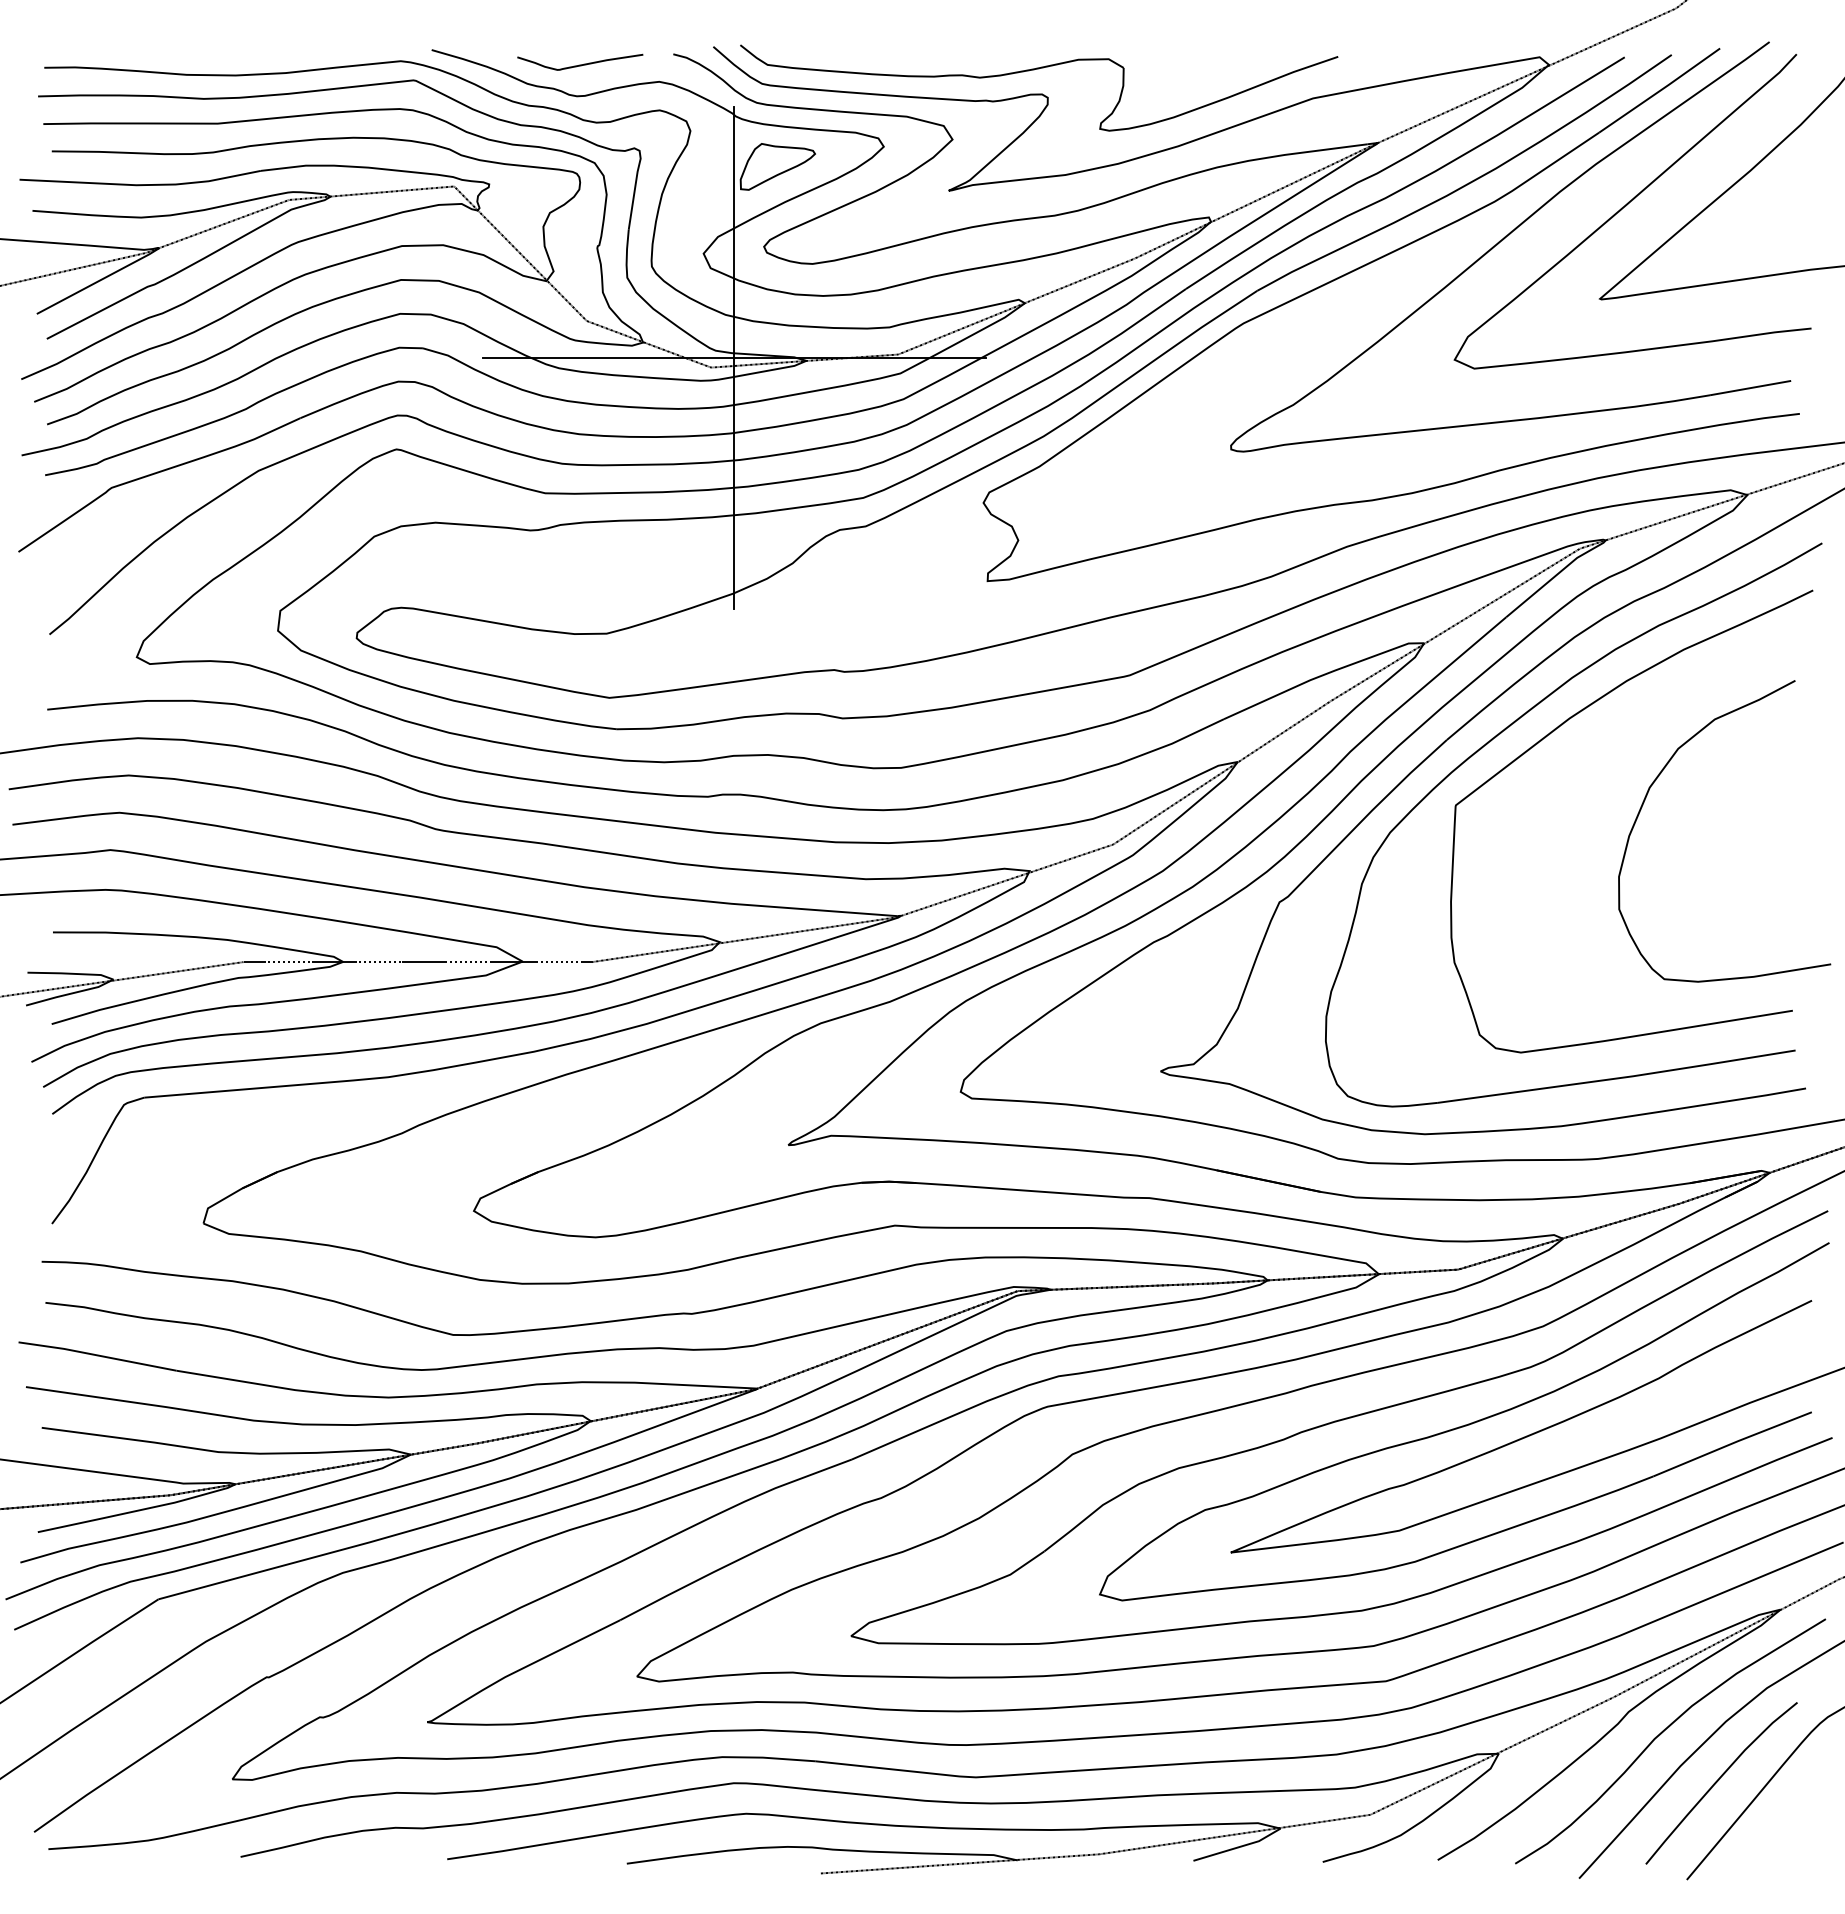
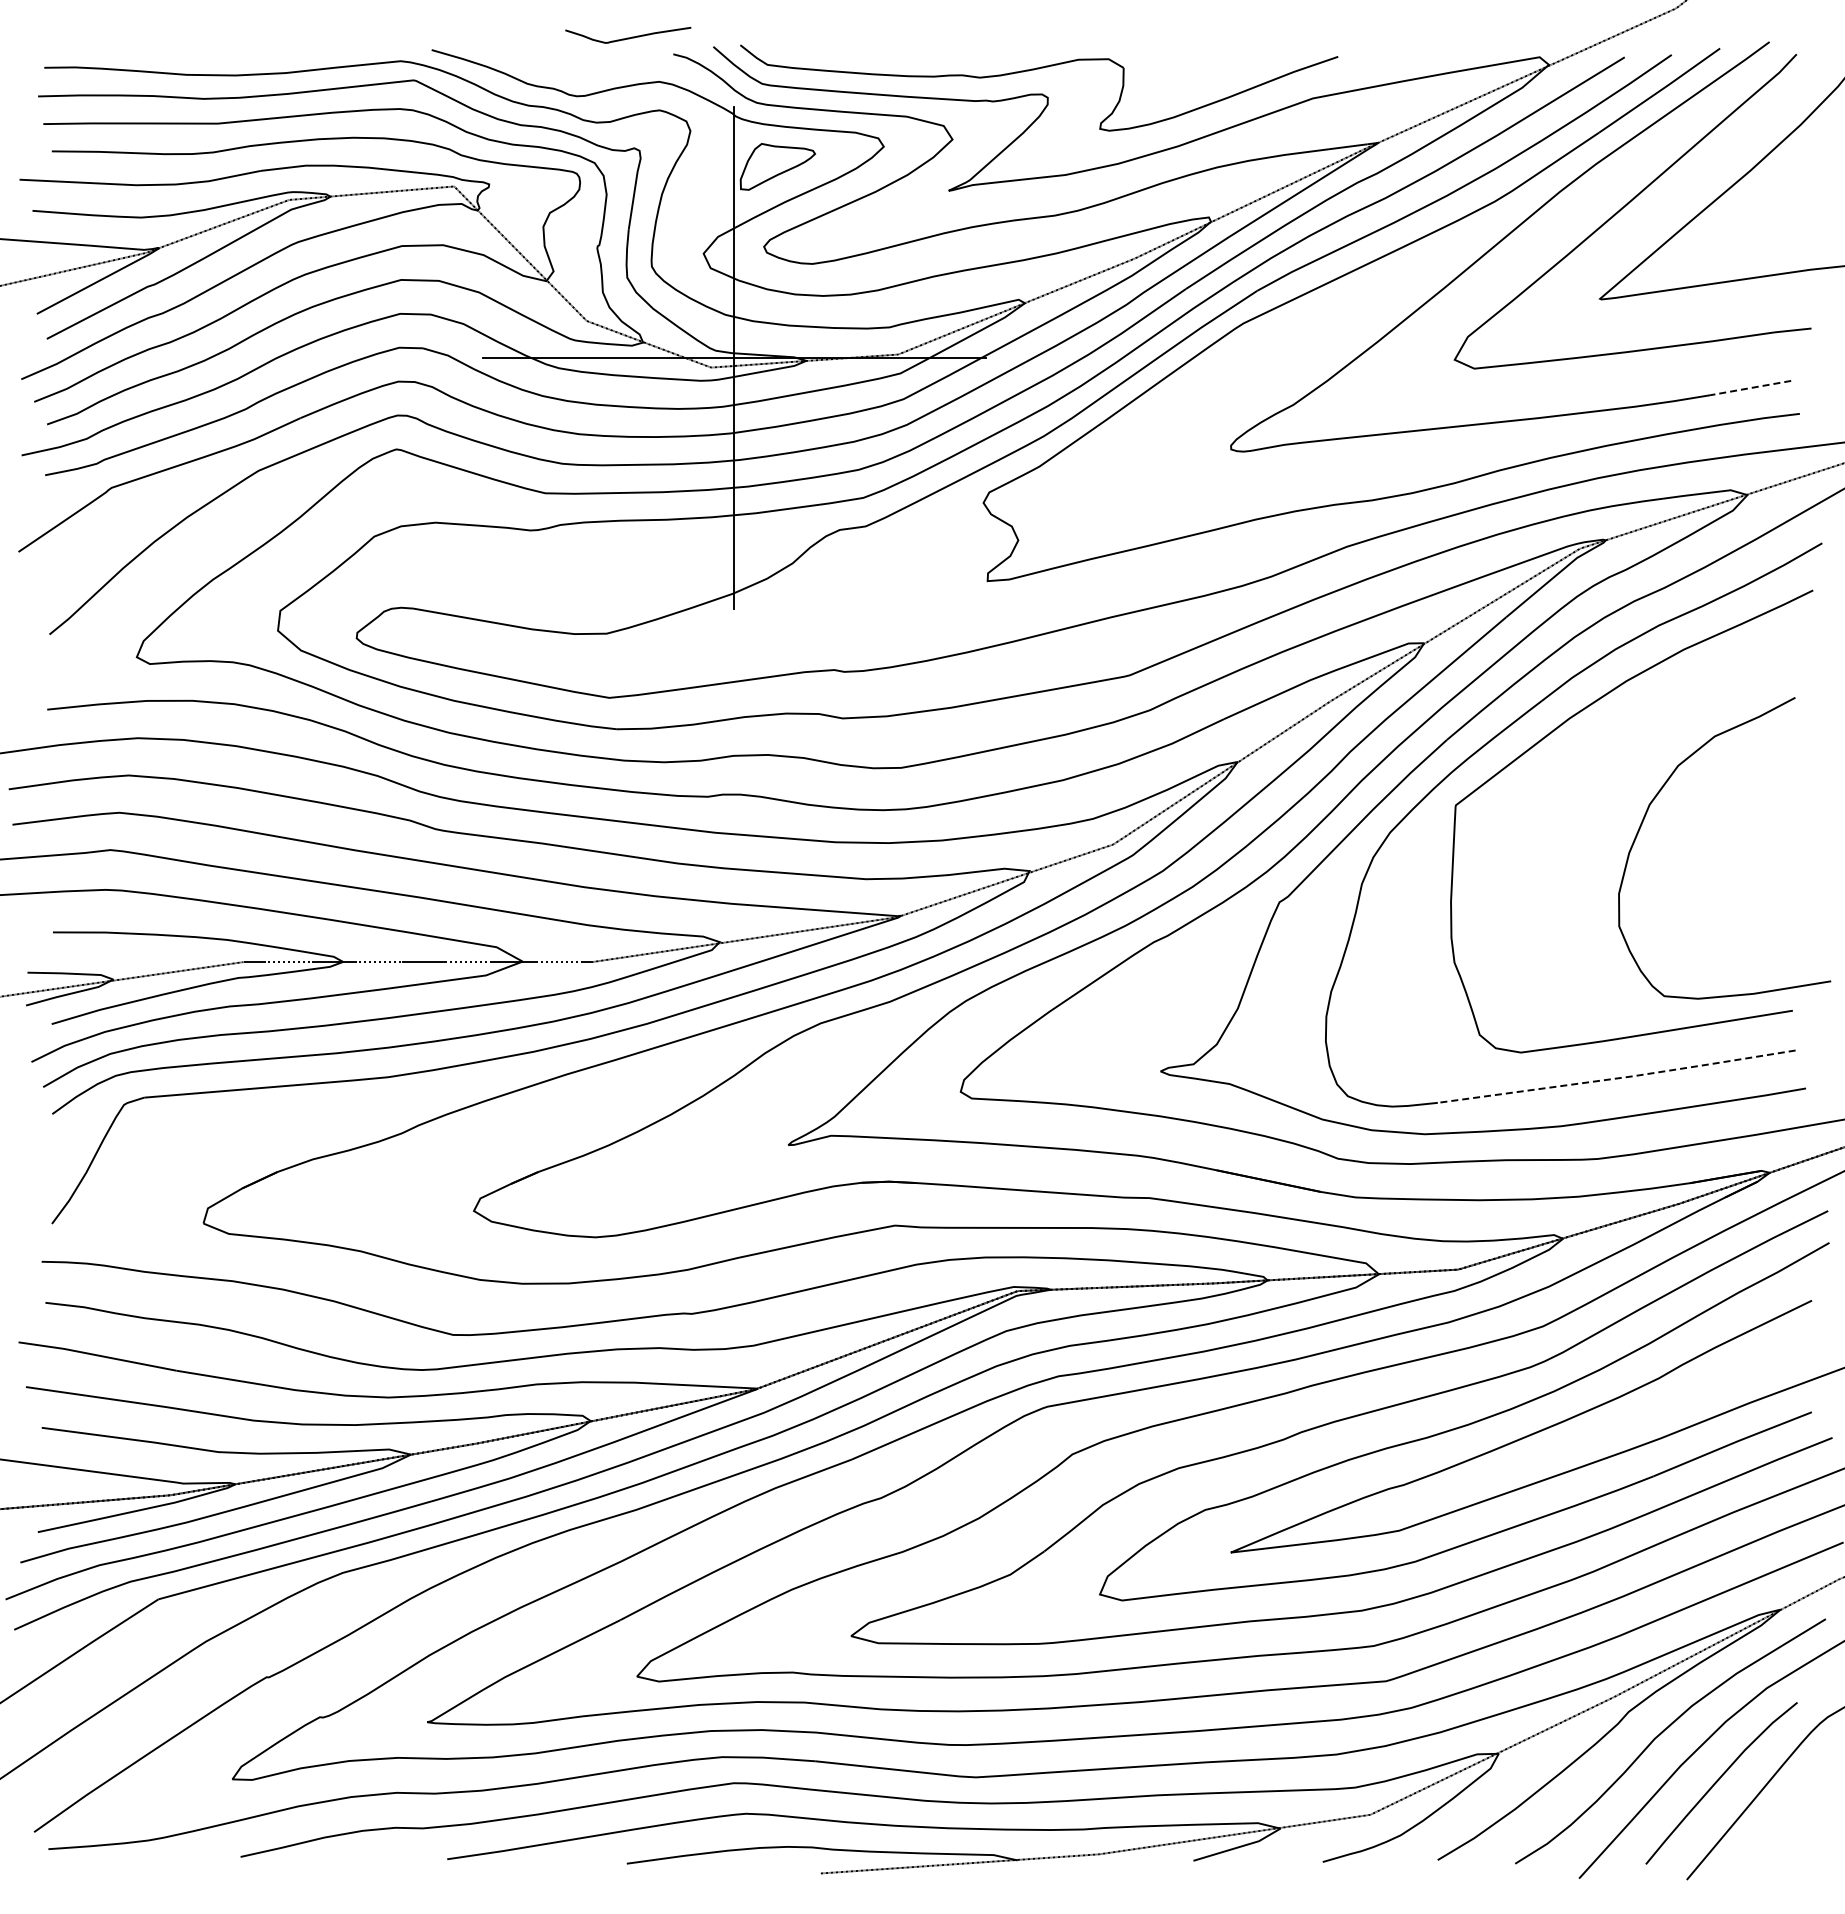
curve position: (580, 64) -> (628, 37) (628, 37)
line: solid -> dashed (1750, 388)
curve position: (1646, 798) -> (1646, 815) (1646, 815)
line: solid -> dashed (1617, 1078)
